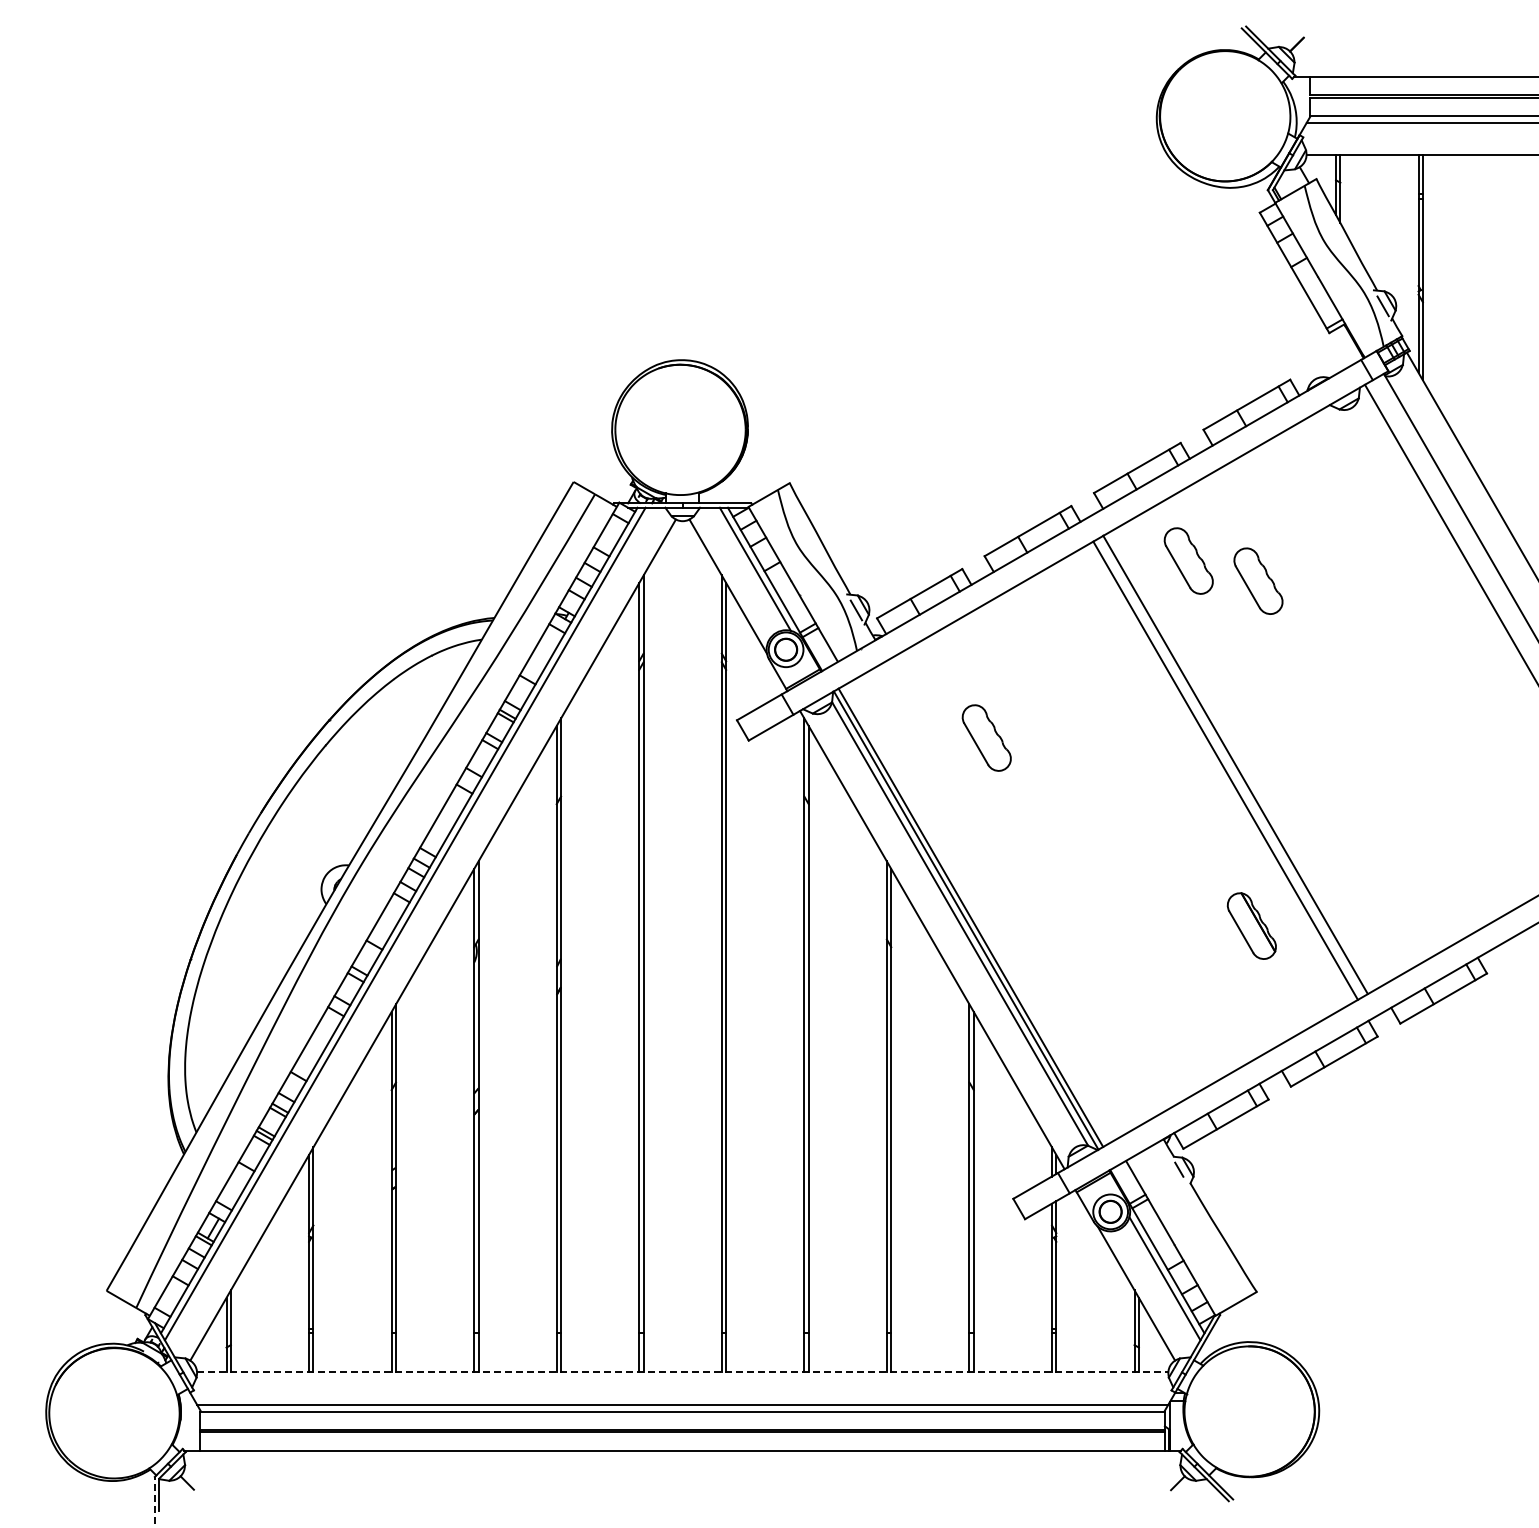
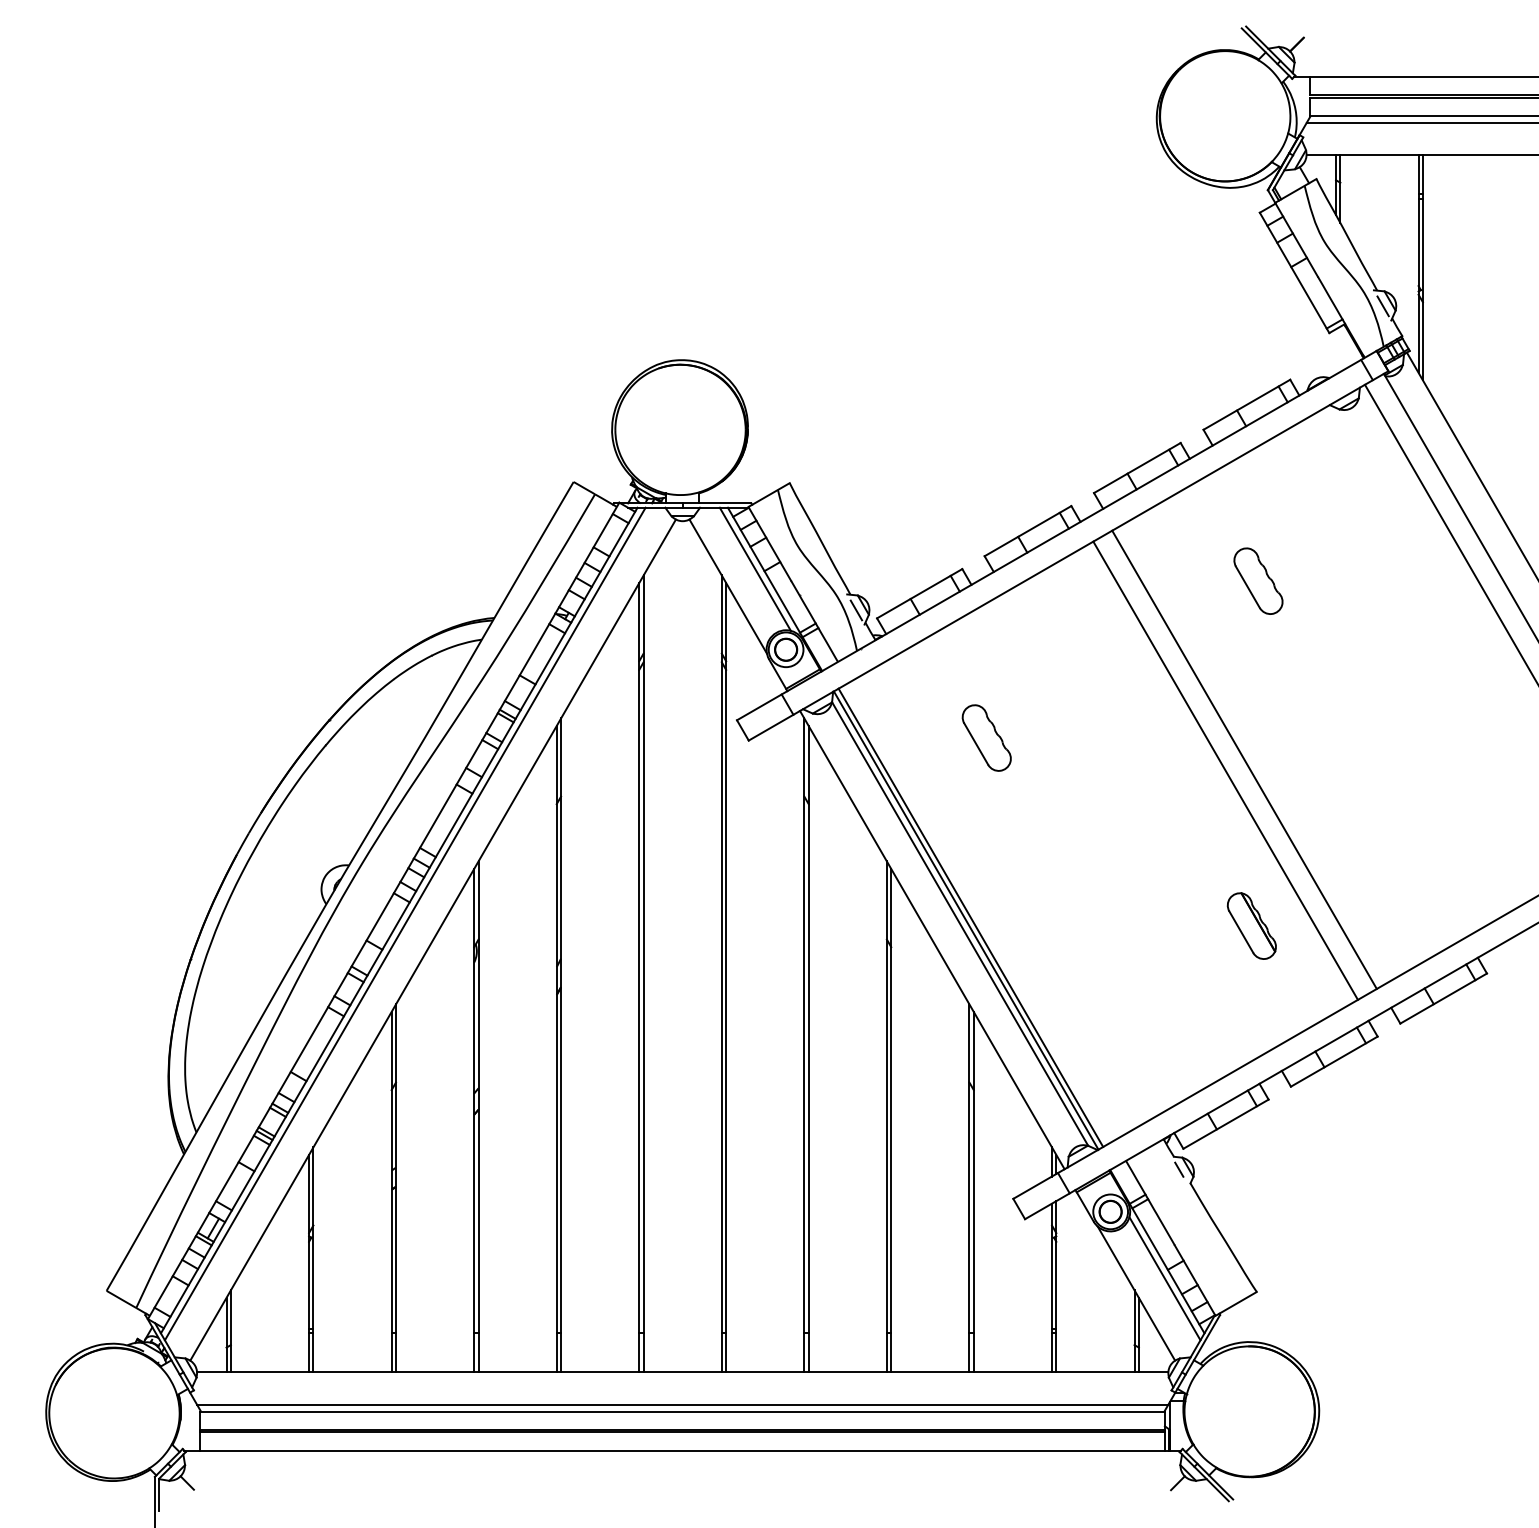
part: present -> none (1188, 560)
line position: (1235, 764) -> (1244, 759) (1244, 759)
line: dashed -> solid (682, 1372)
line: dashed -> solid (154, 1501)
